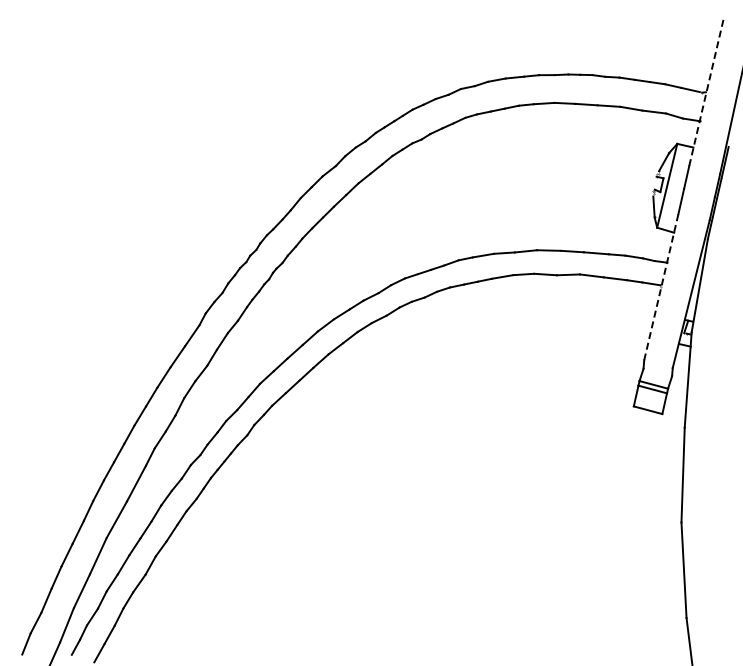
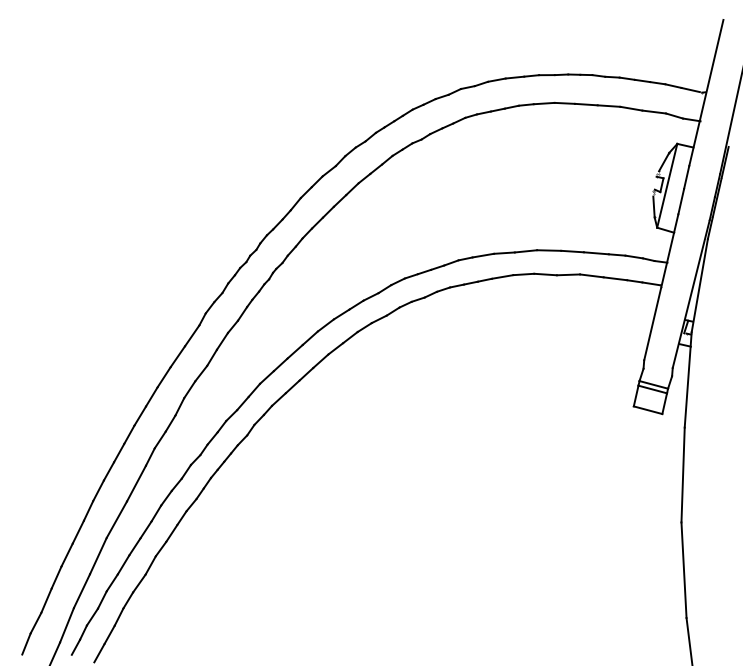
line: dashed -> solid (706, 92)
line: dashed -> solid (661, 287)
